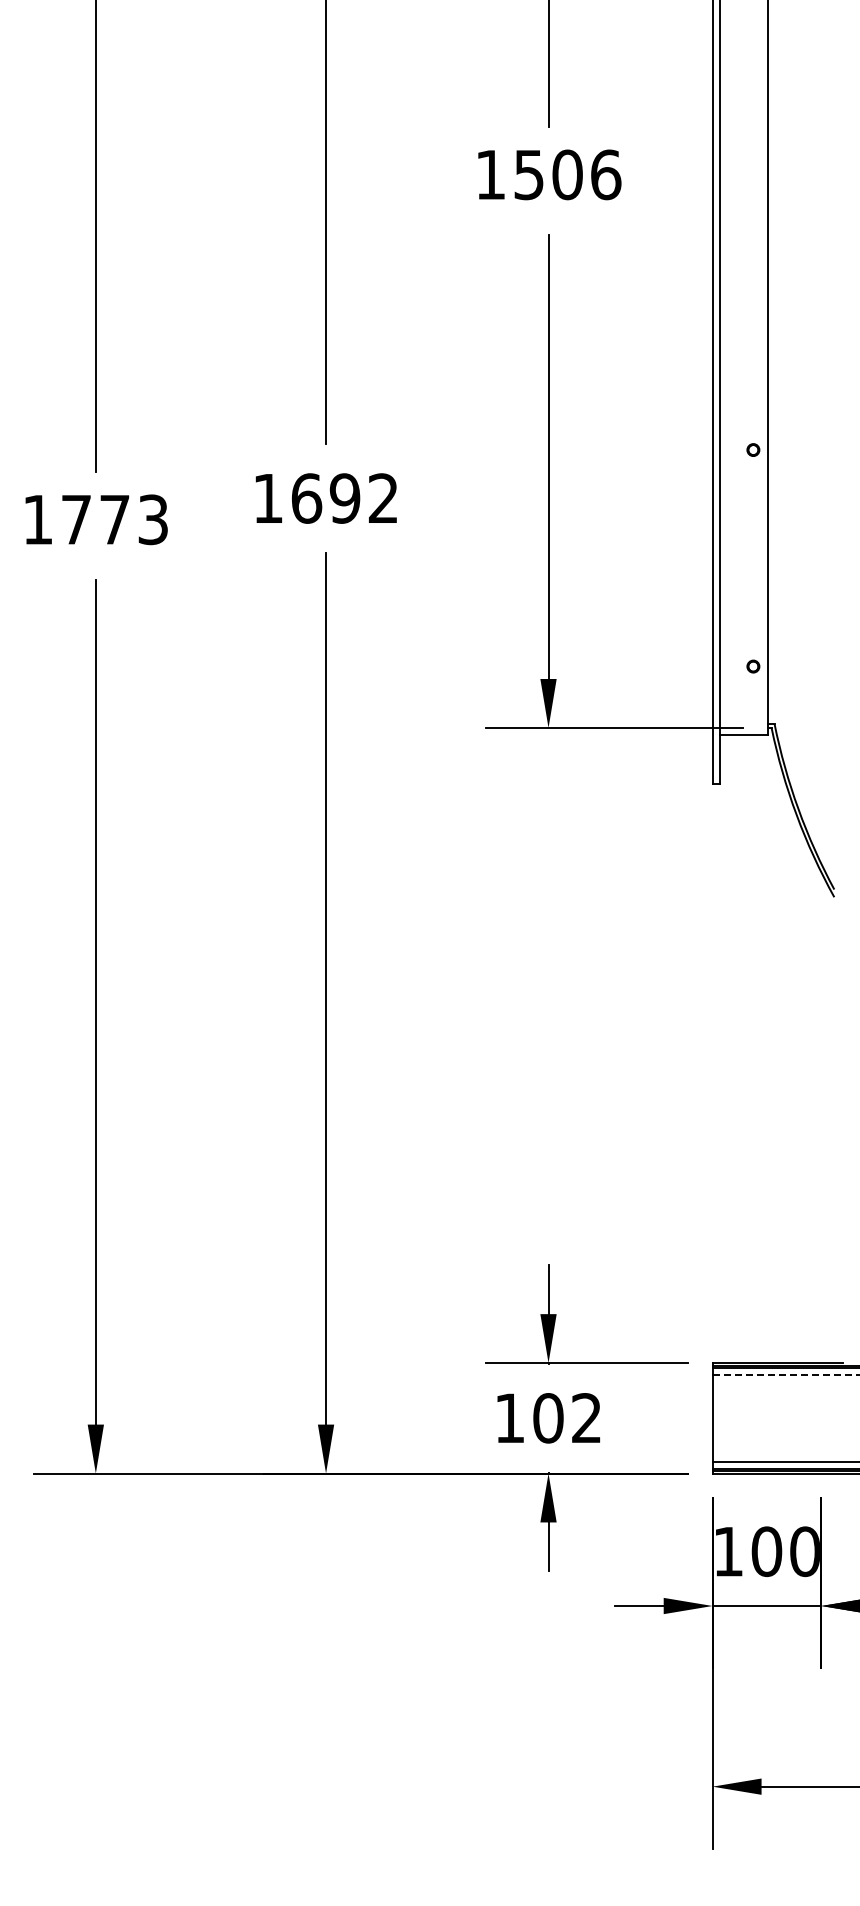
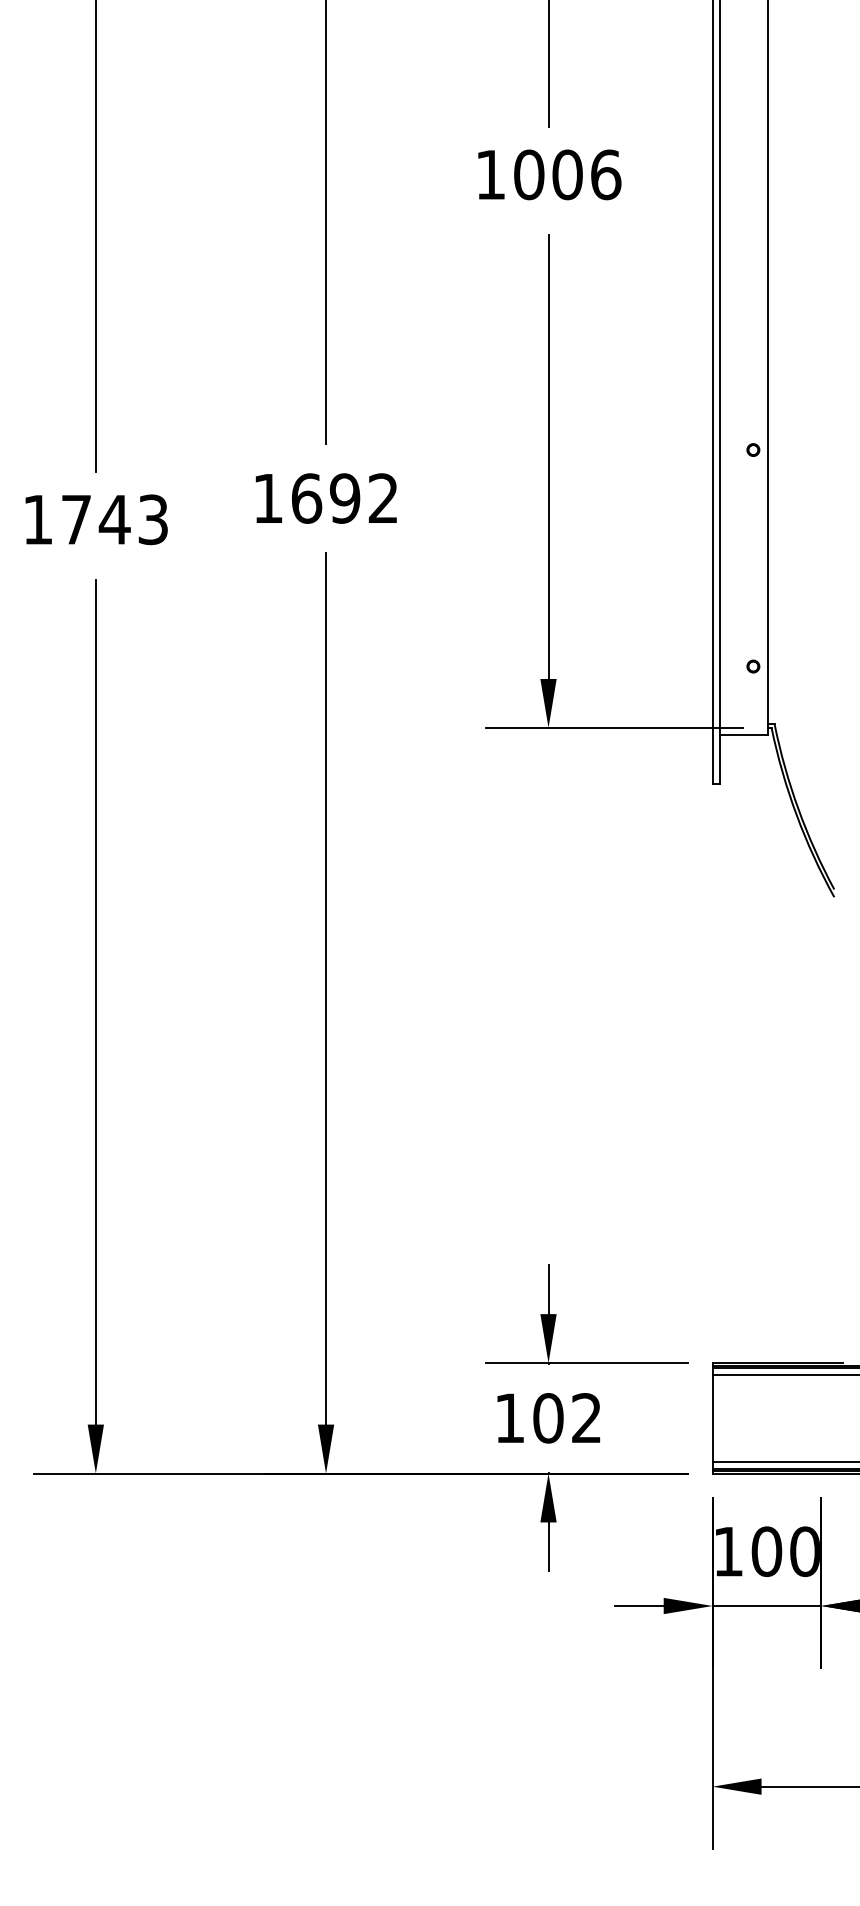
text: 1506 -> 1006 (529, 174)
text: 1773 -> 1743 (114, 519)
line: dashed -> solid (786, 1374)
